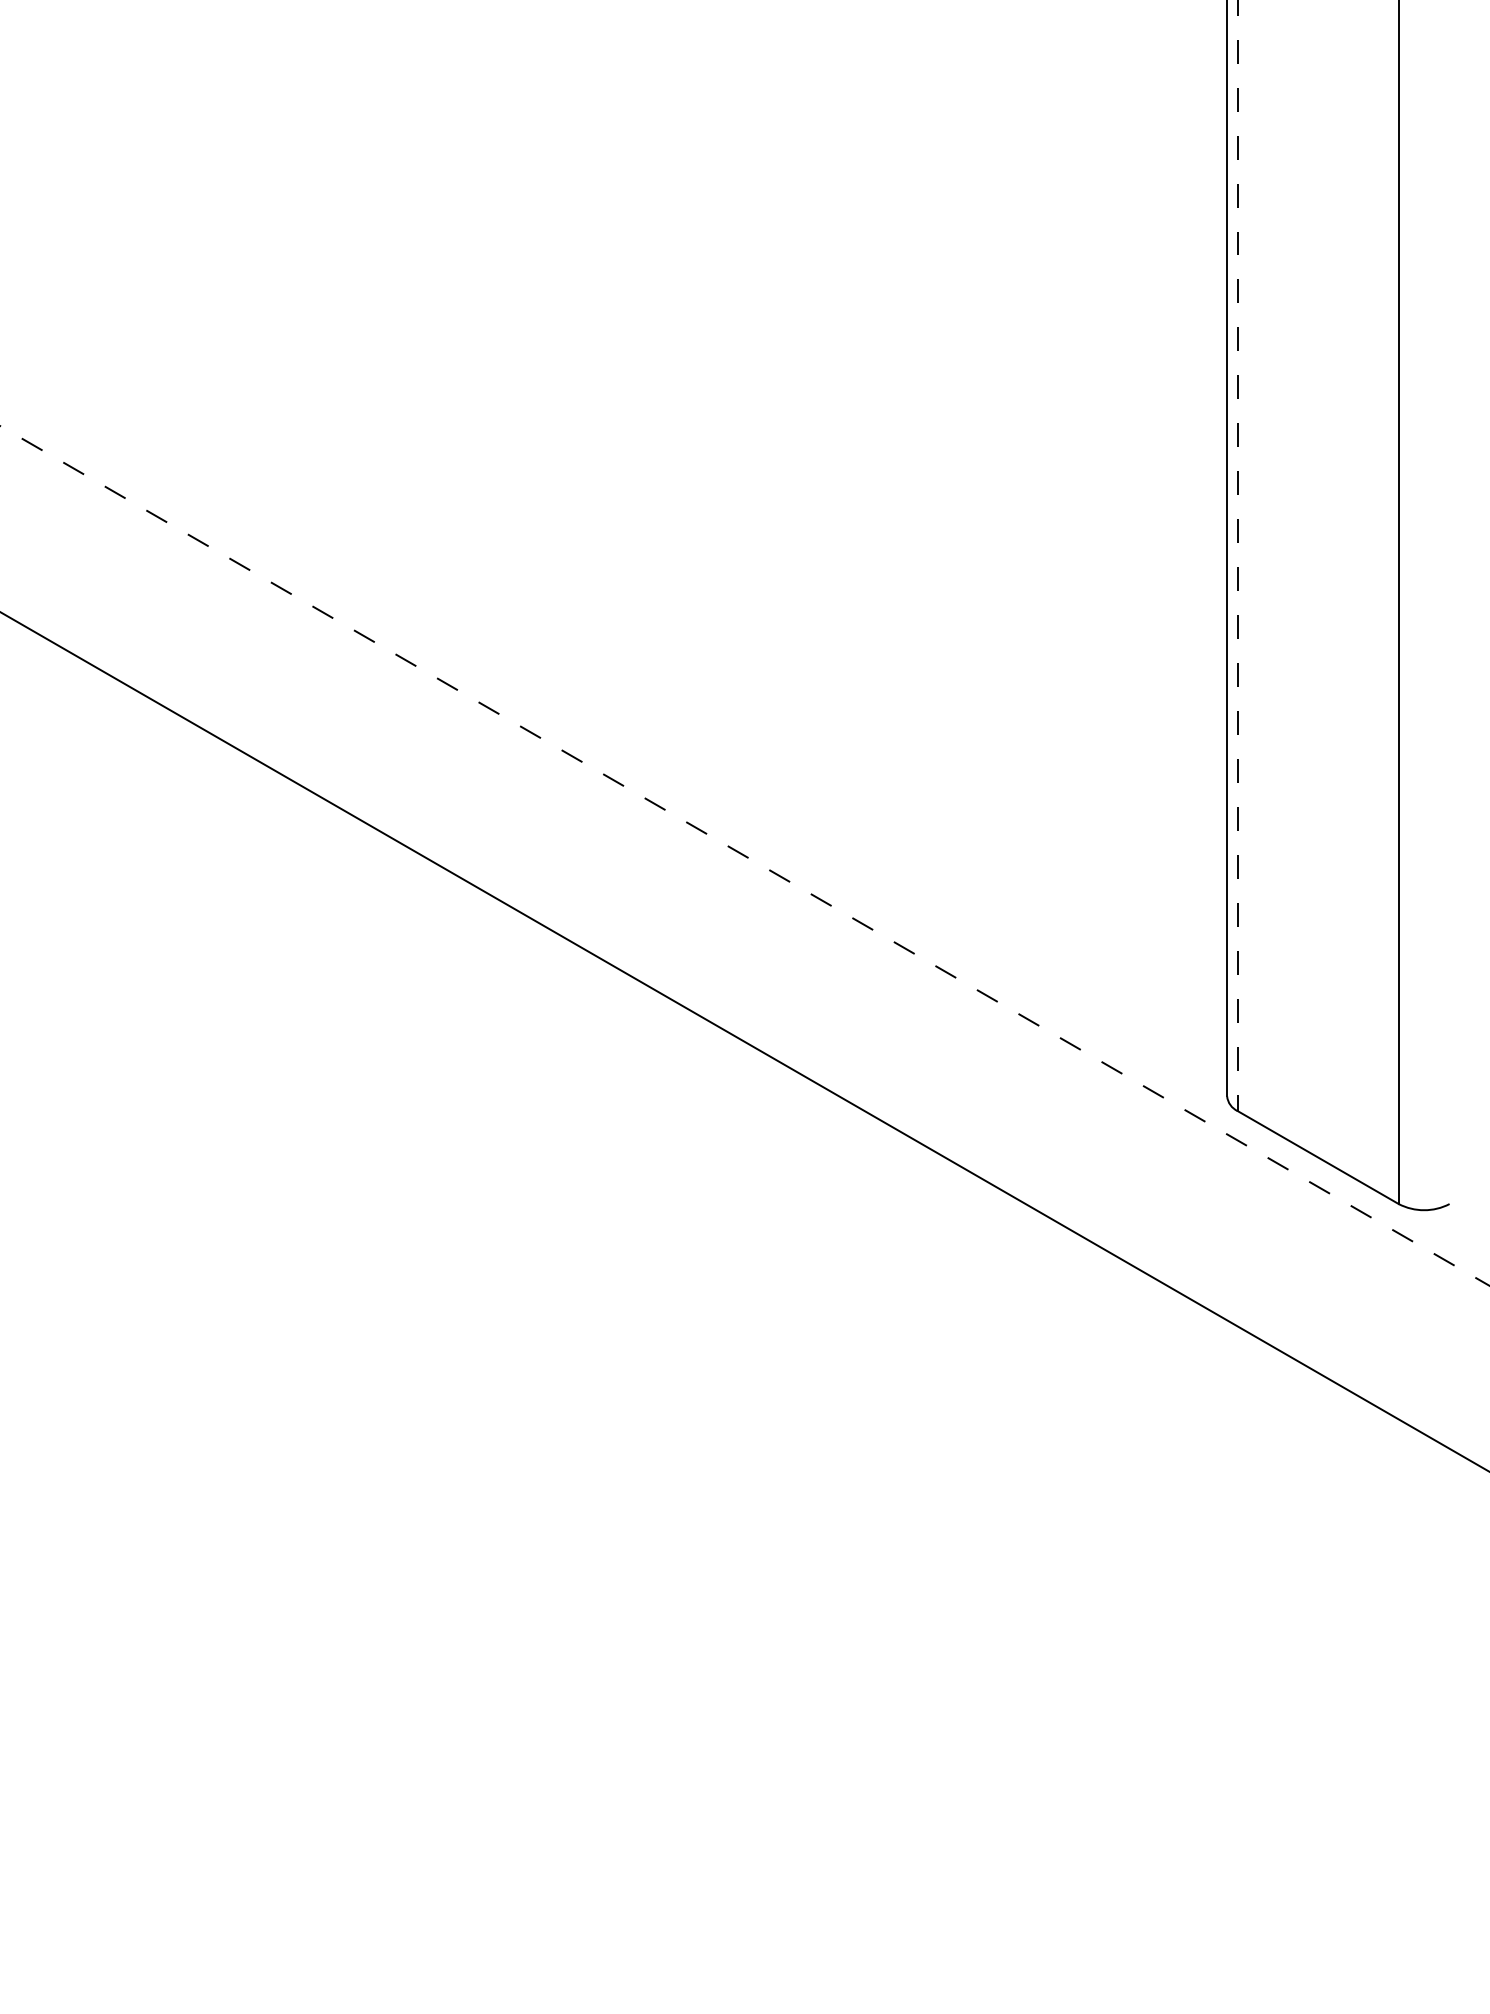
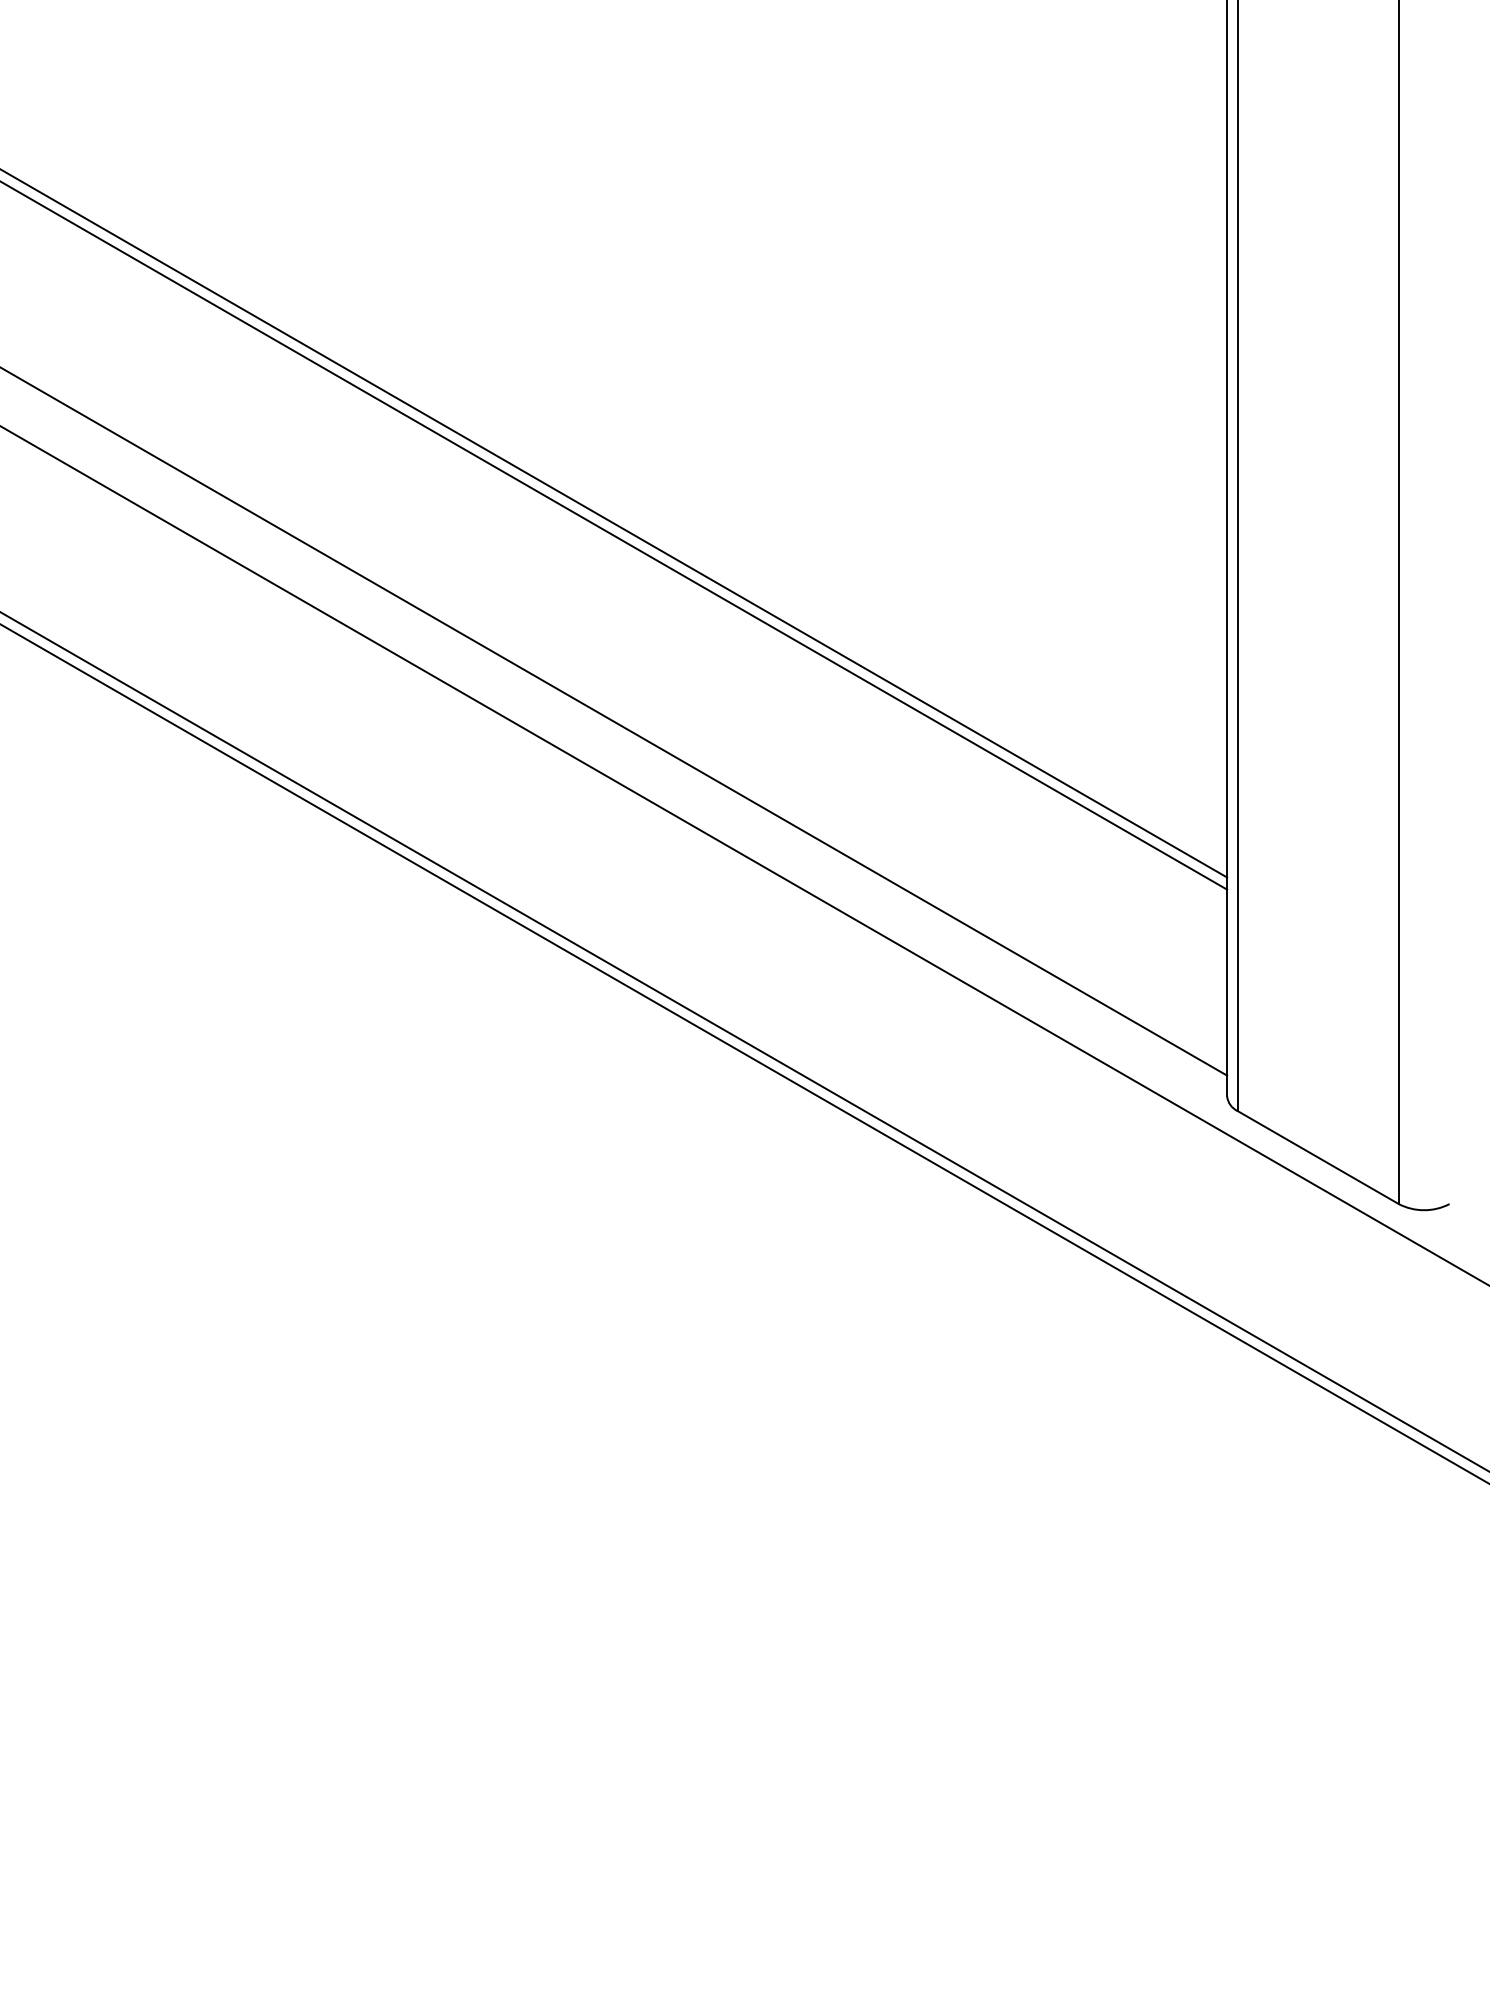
line: none -> present (614, 523)
line: none -> present (614, 535)
line: dashed -> solid (1237, 556)
line: none -> present (614, 721)
line: dashed -> solid (745, 856)
line: none -> present (744, 1053)
